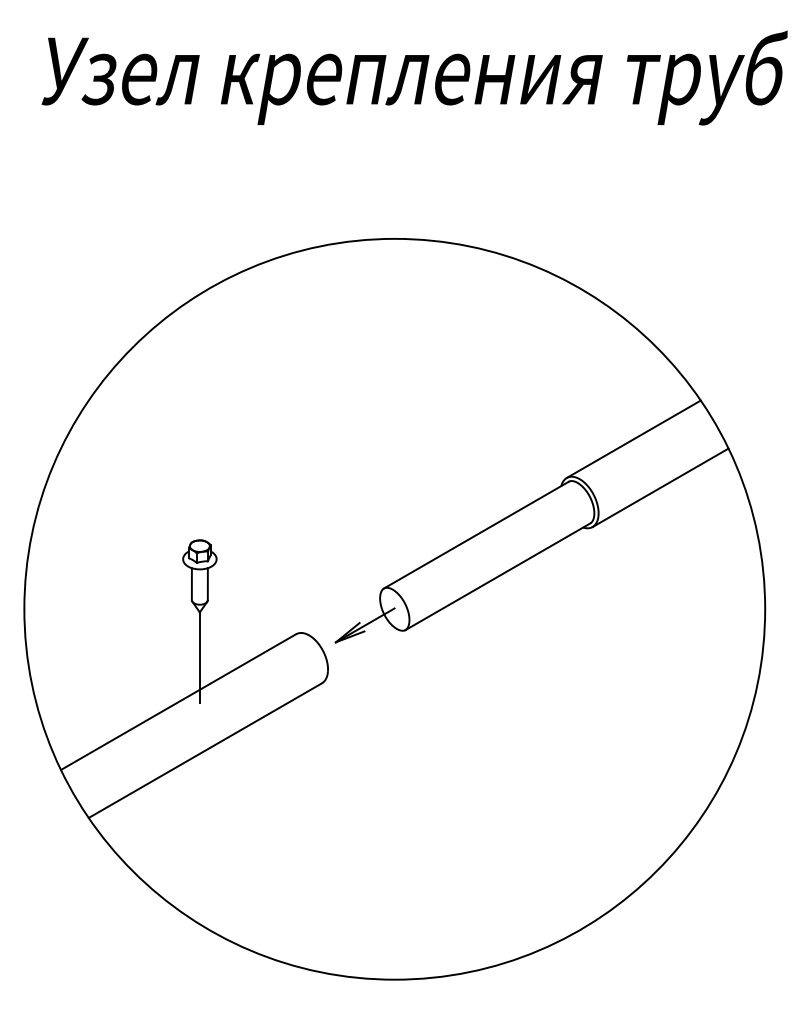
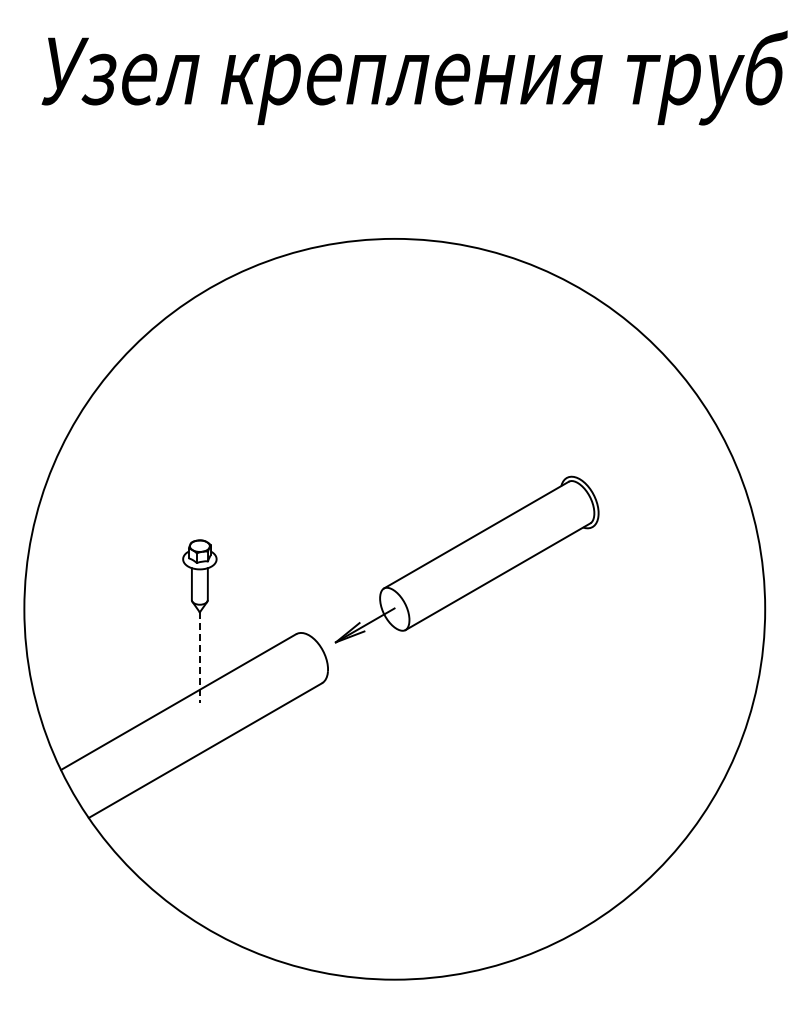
line: present -> none (633, 439)
line: present -> none (660, 487)
line: solid -> dashed (199, 658)
